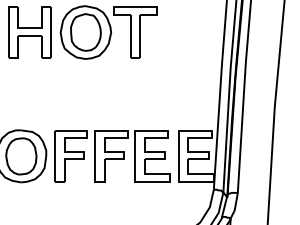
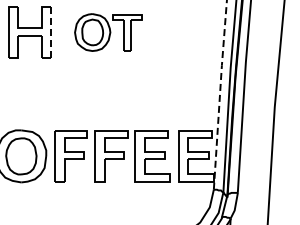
line: solid -> dashed (51, 32)
part size: 99x55 px -> 69x39 px (108, 32)
line: solid -> dashed (220, 94)
